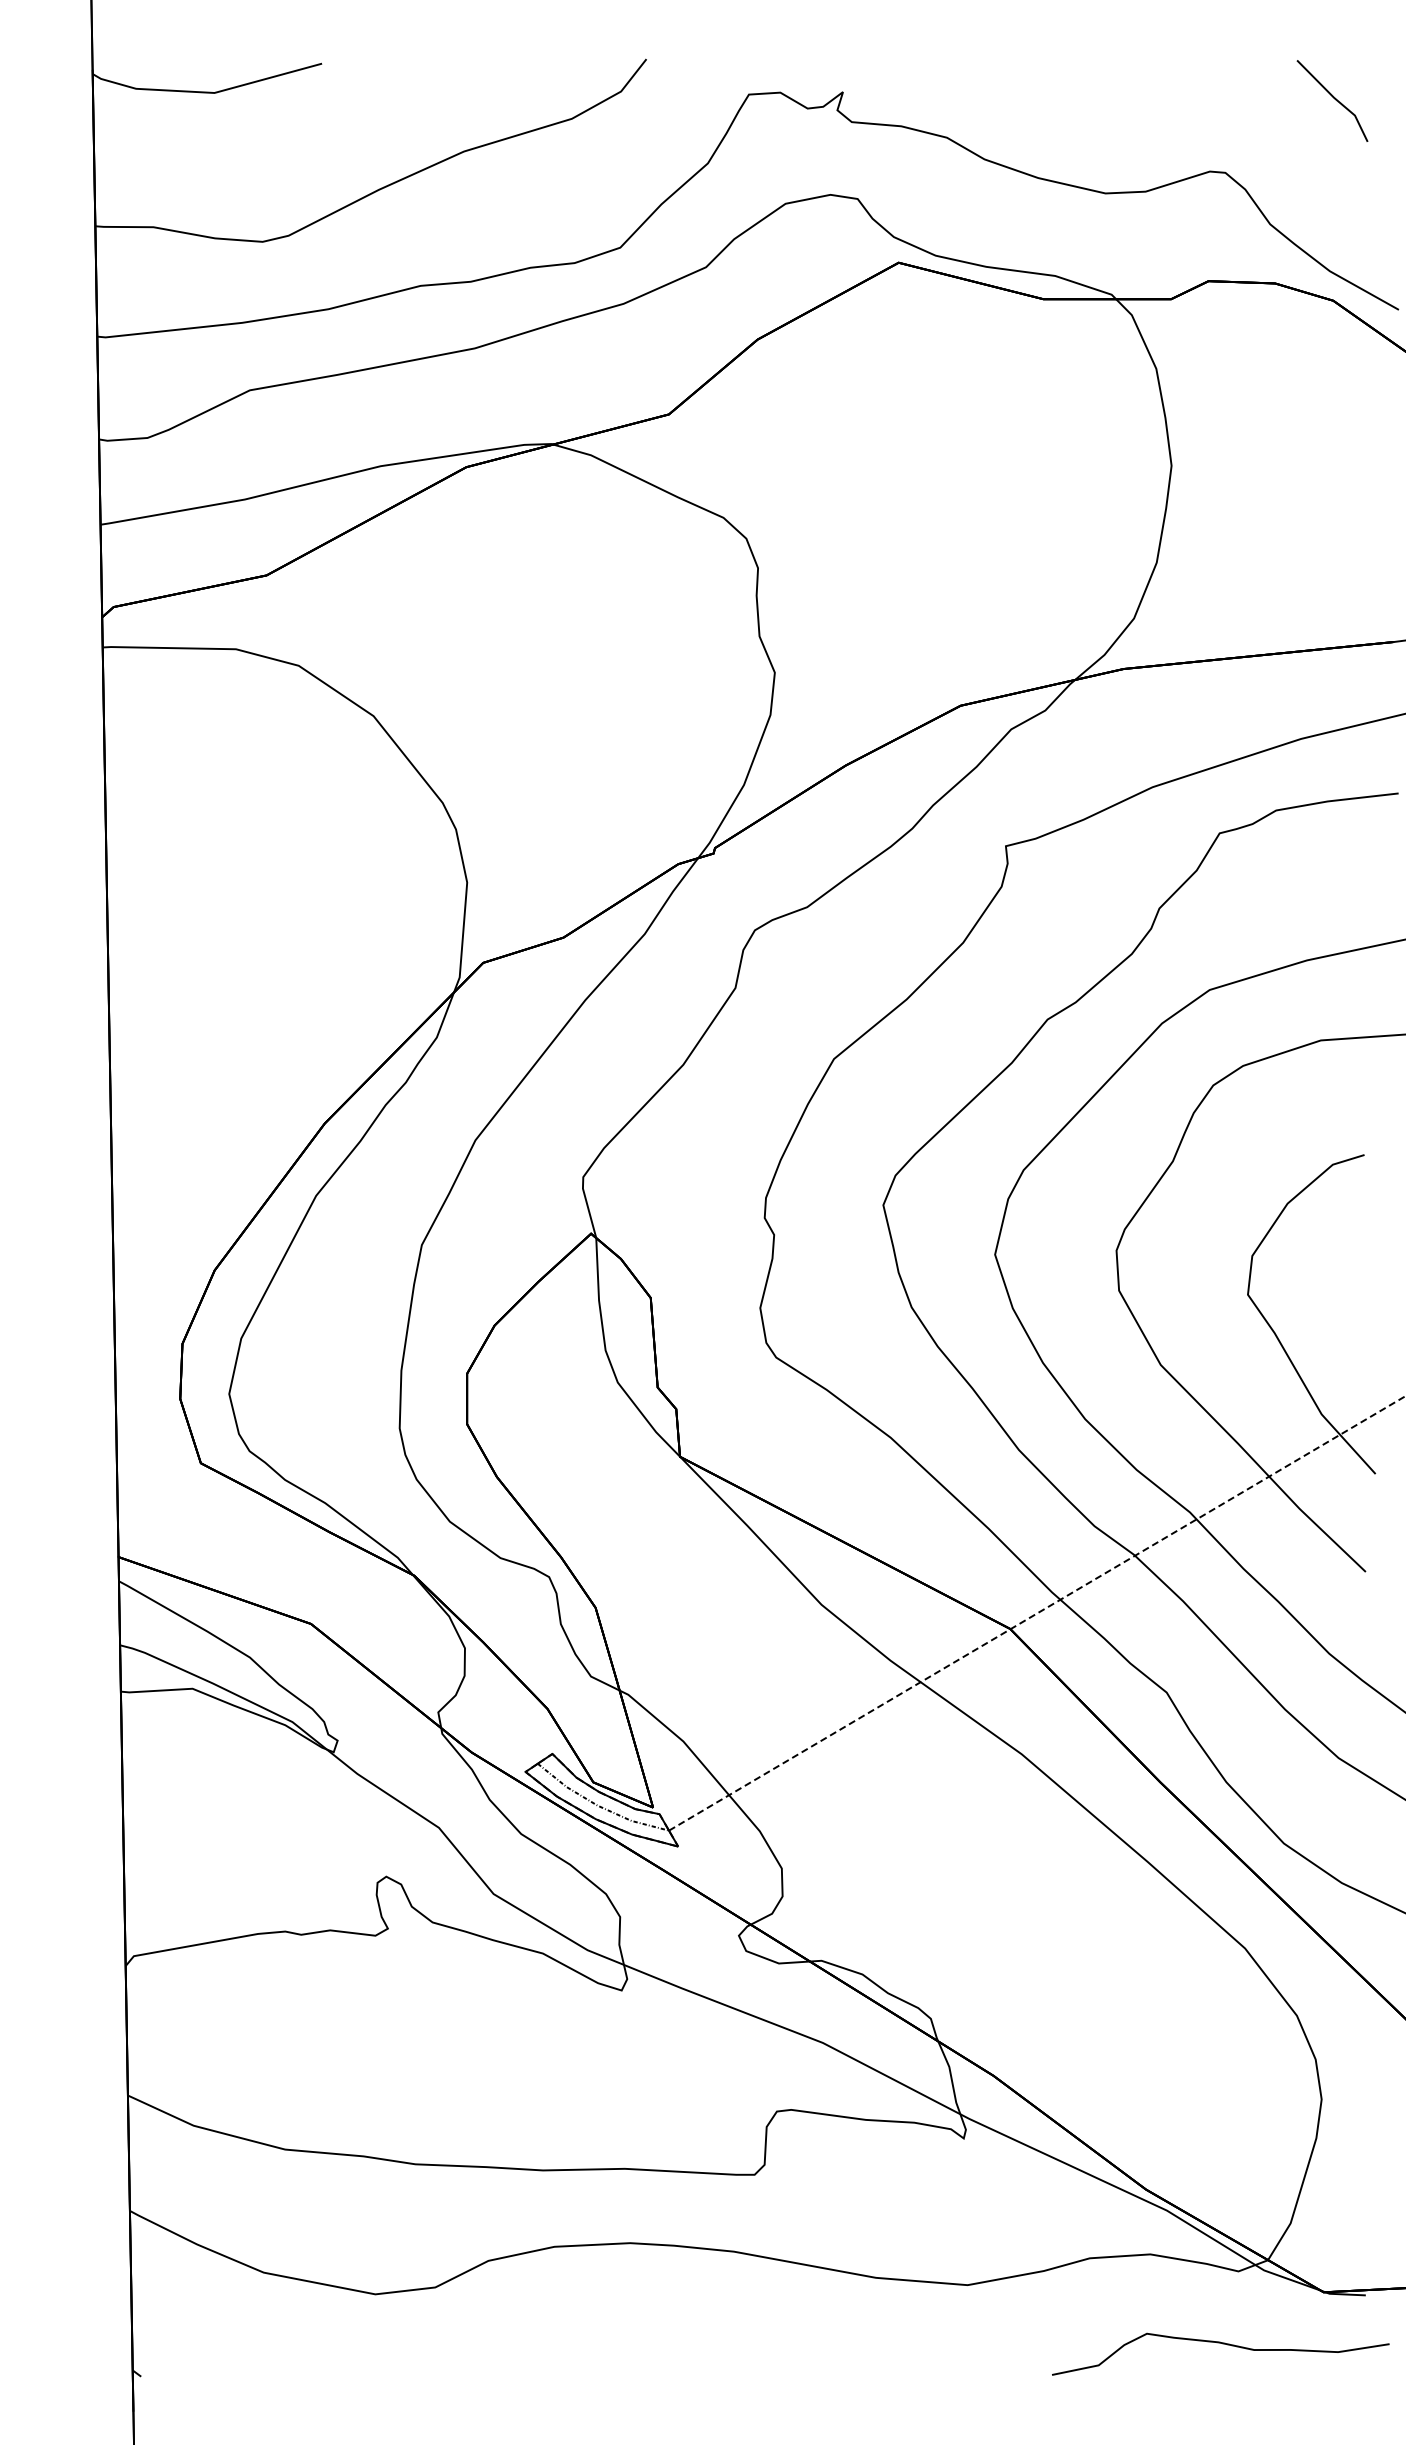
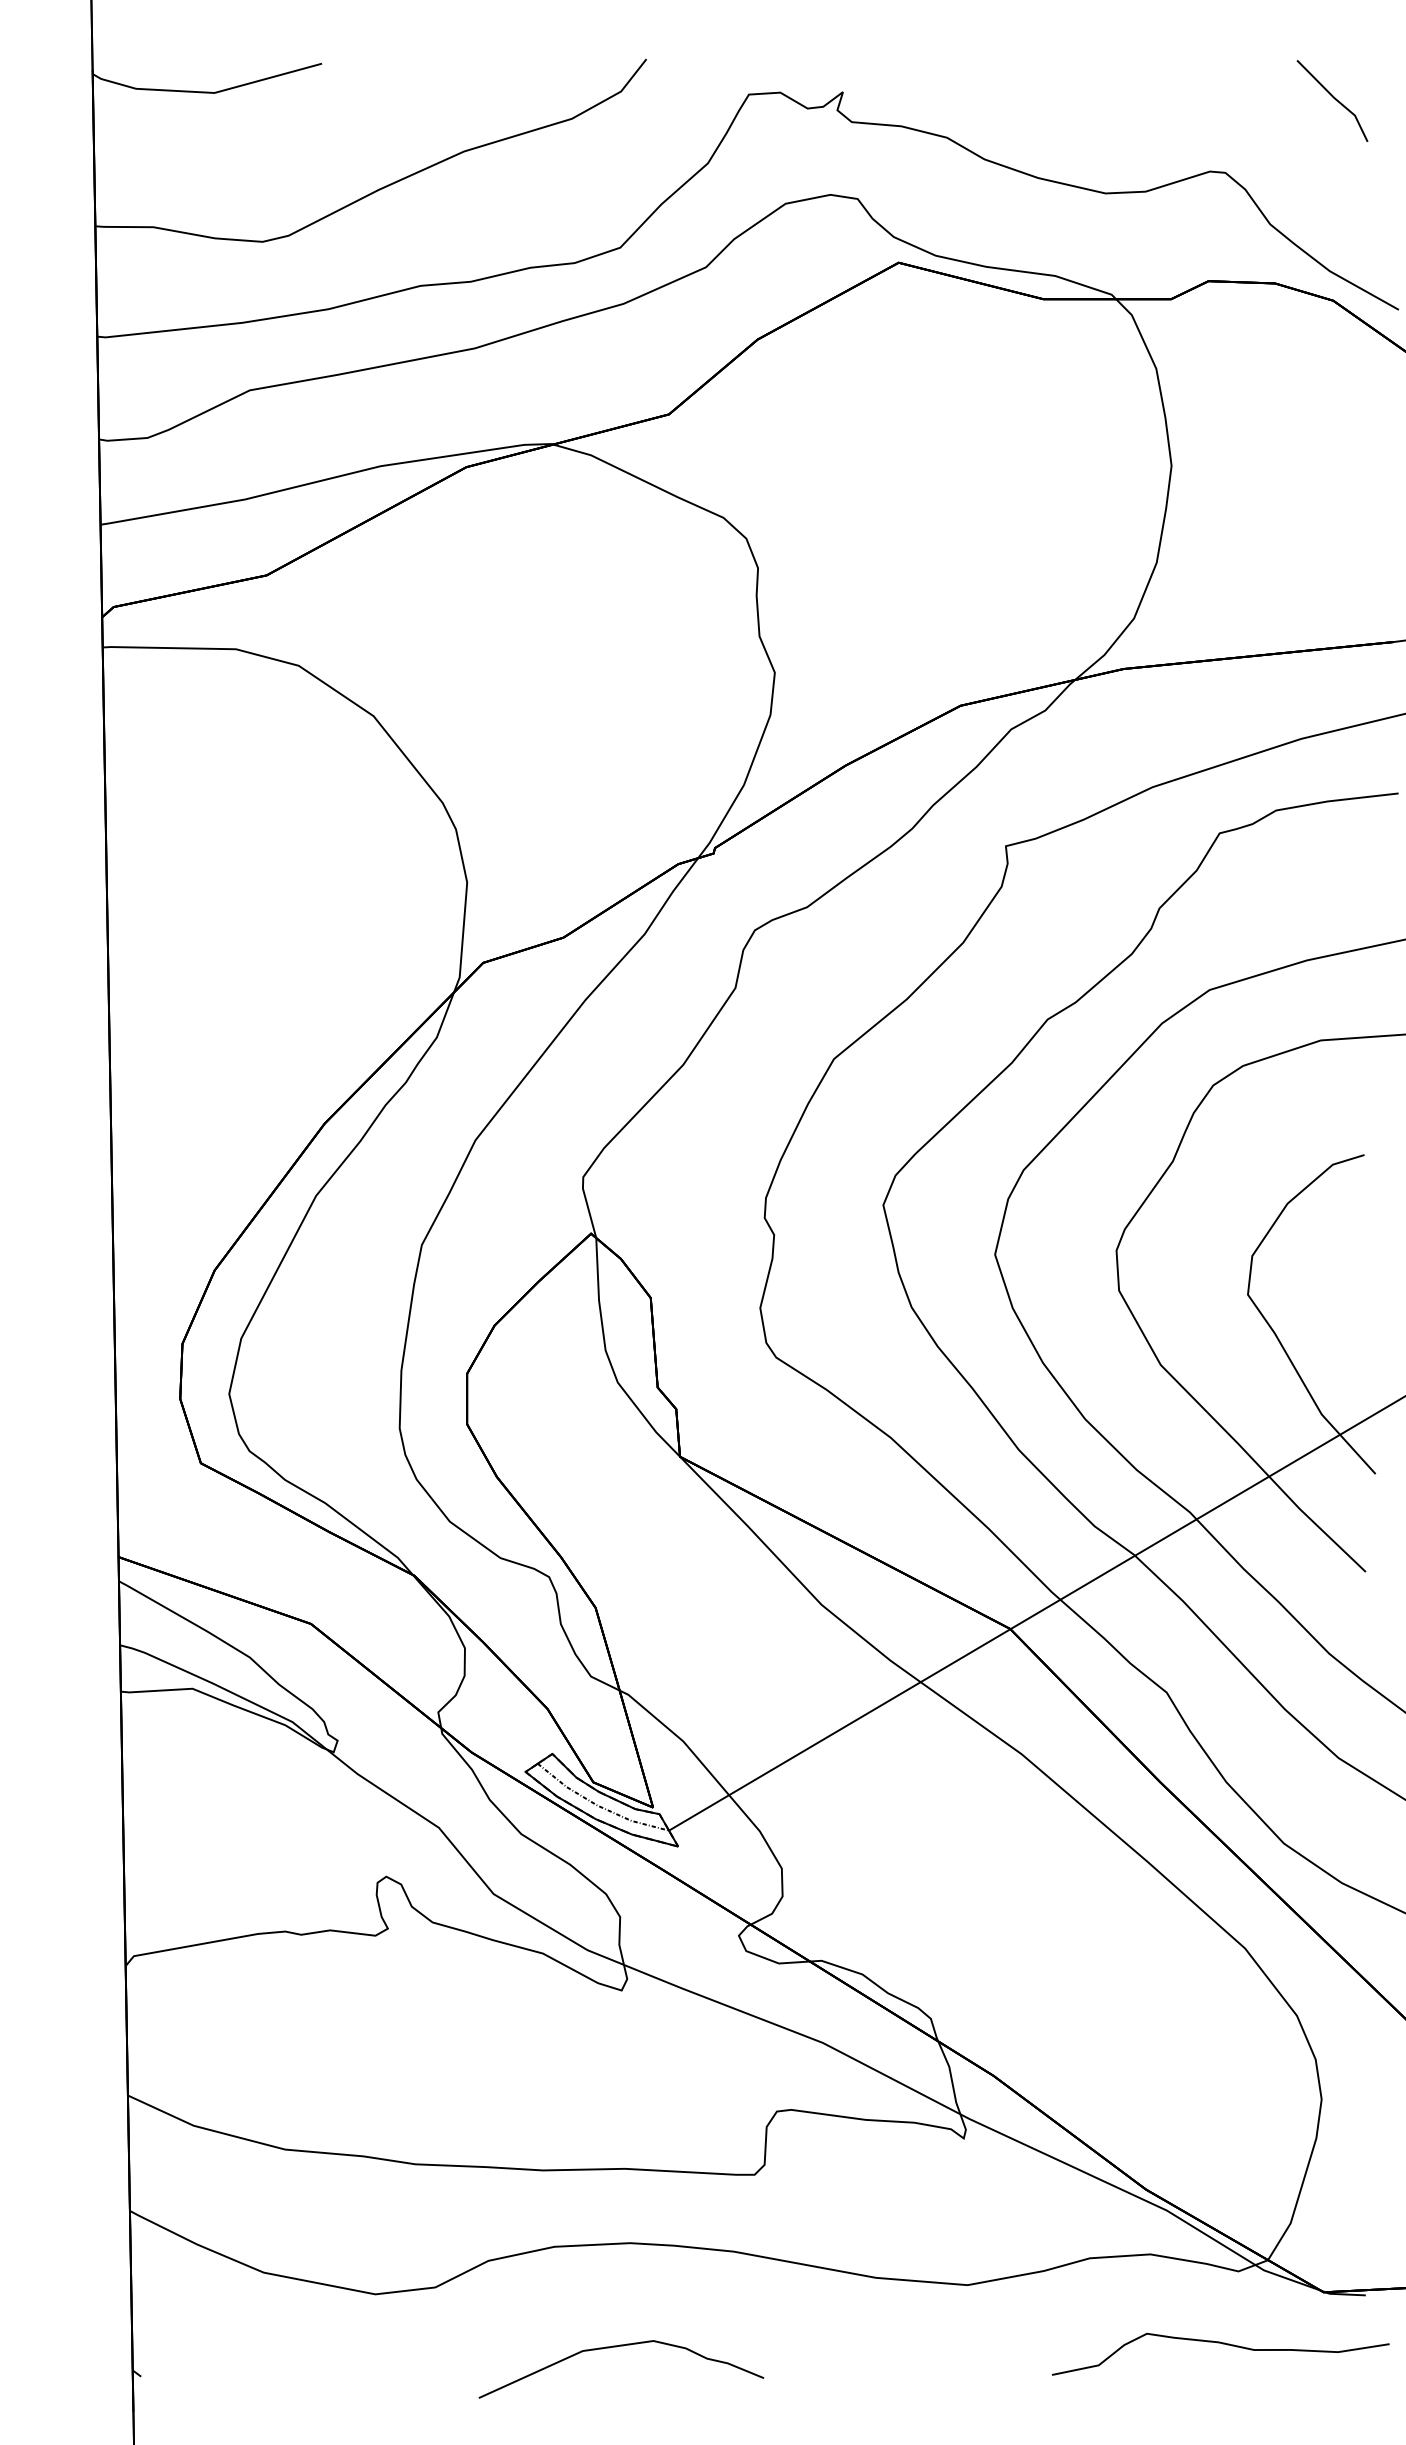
line: dashed -> solid (1037, 1613)
curve: none -> present (616, 2347)
